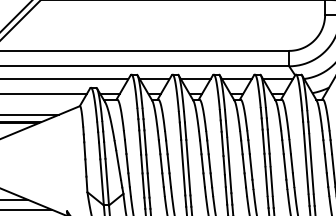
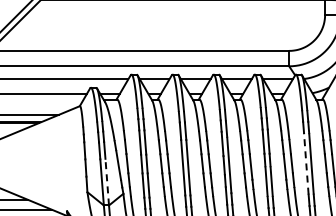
line: solid -> dashed (306, 163)
line: solid -> dashed (107, 181)
